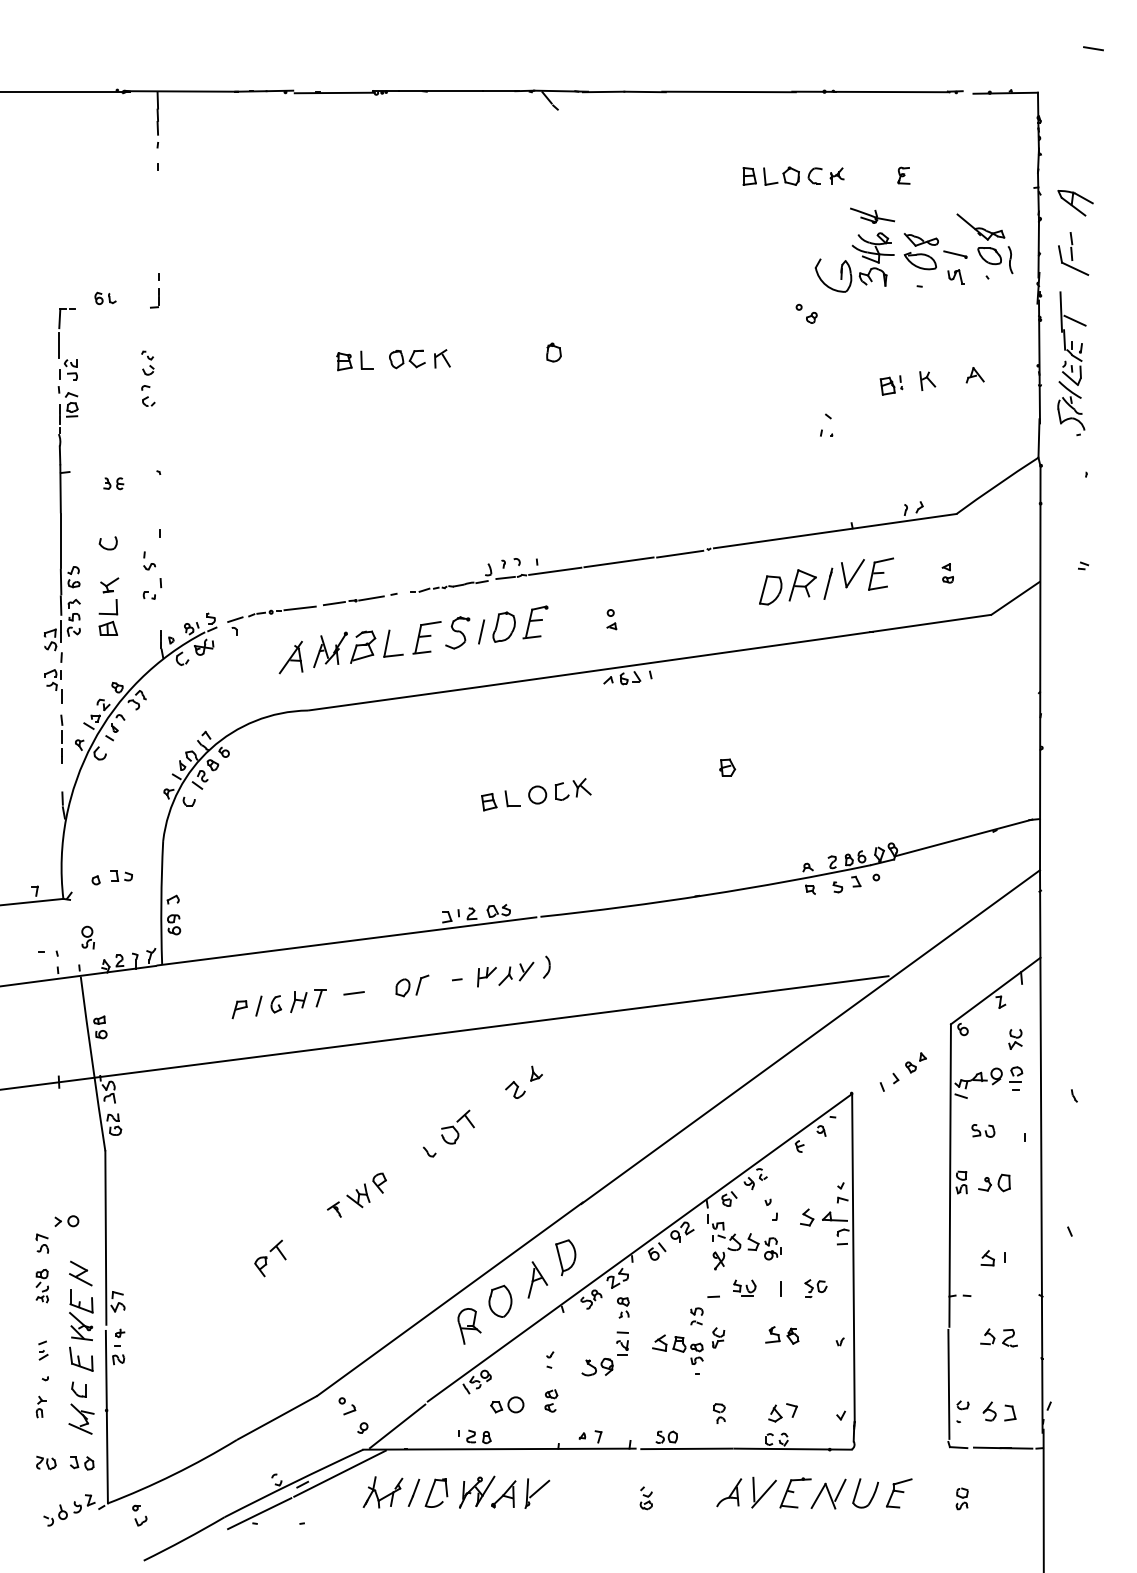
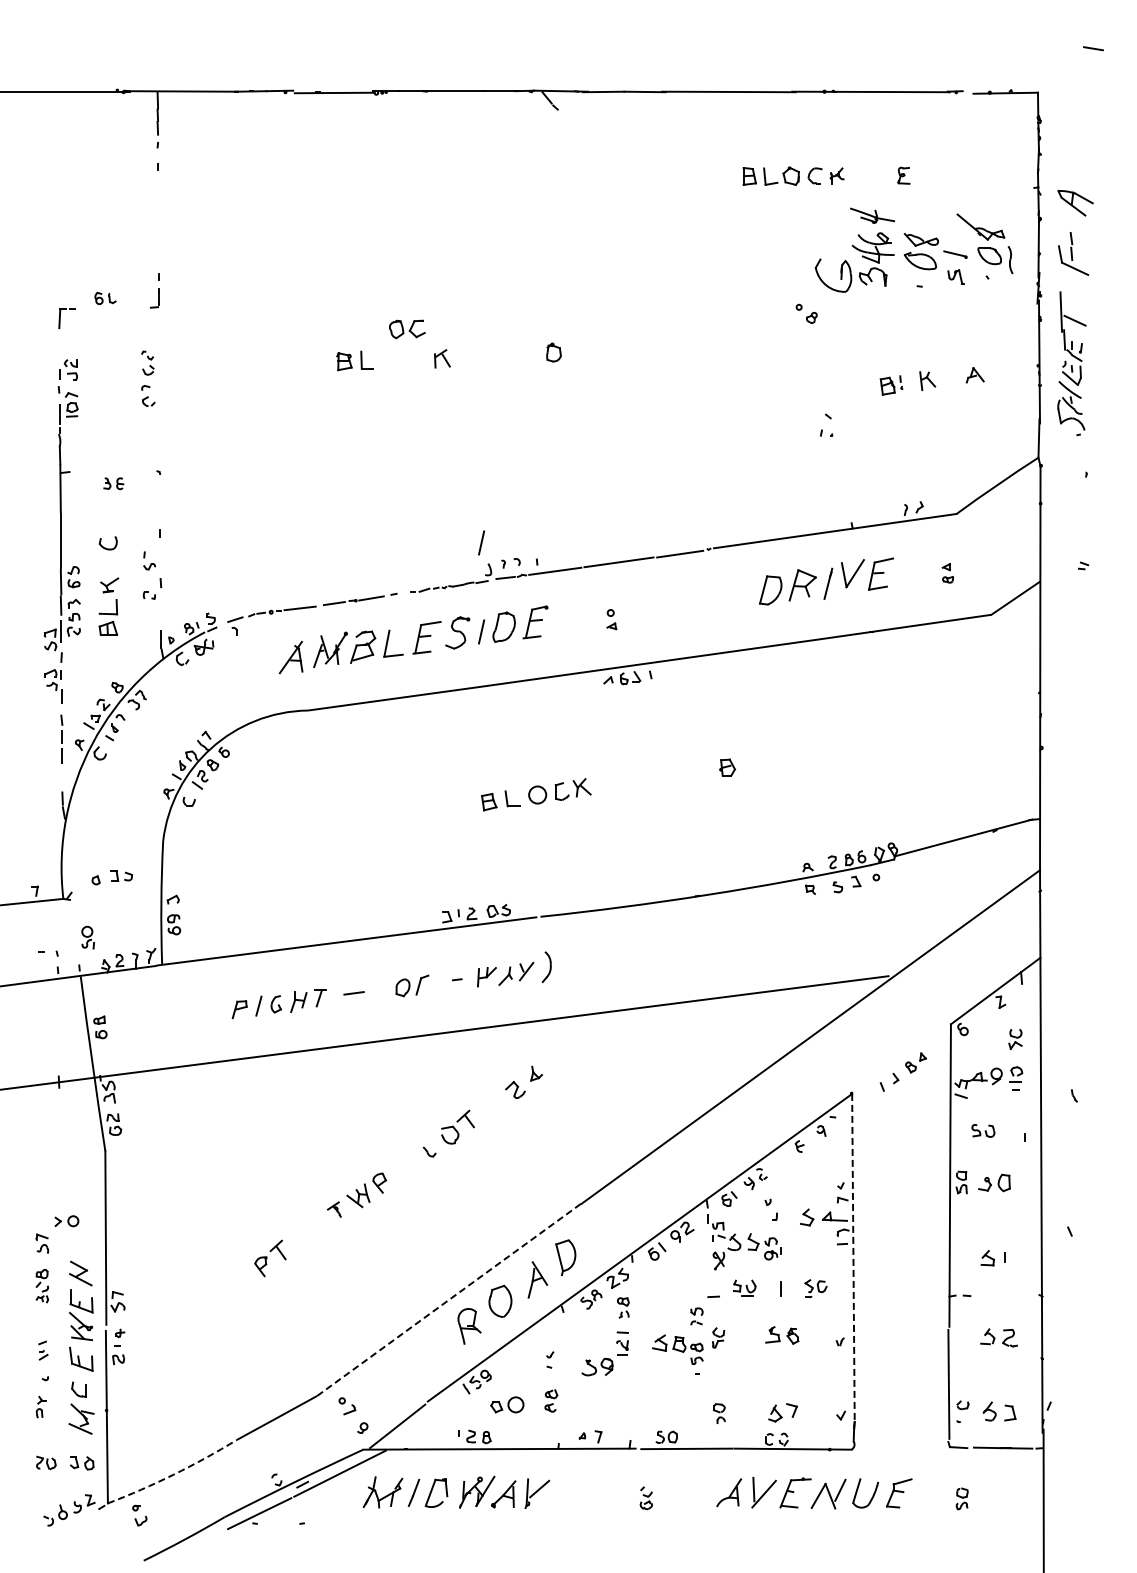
line: present -> none (59, 345)
part position: (407, 359) -> (407, 329) (407, 329)
line: none -> present (481, 542)
part size: 8x24 px -> 11x32 px (546, 966)
line: solid -> dashed (853, 1258)
line: solid -> dashed (450, 1298)
arc: solid -> dashed (173, 1474)
